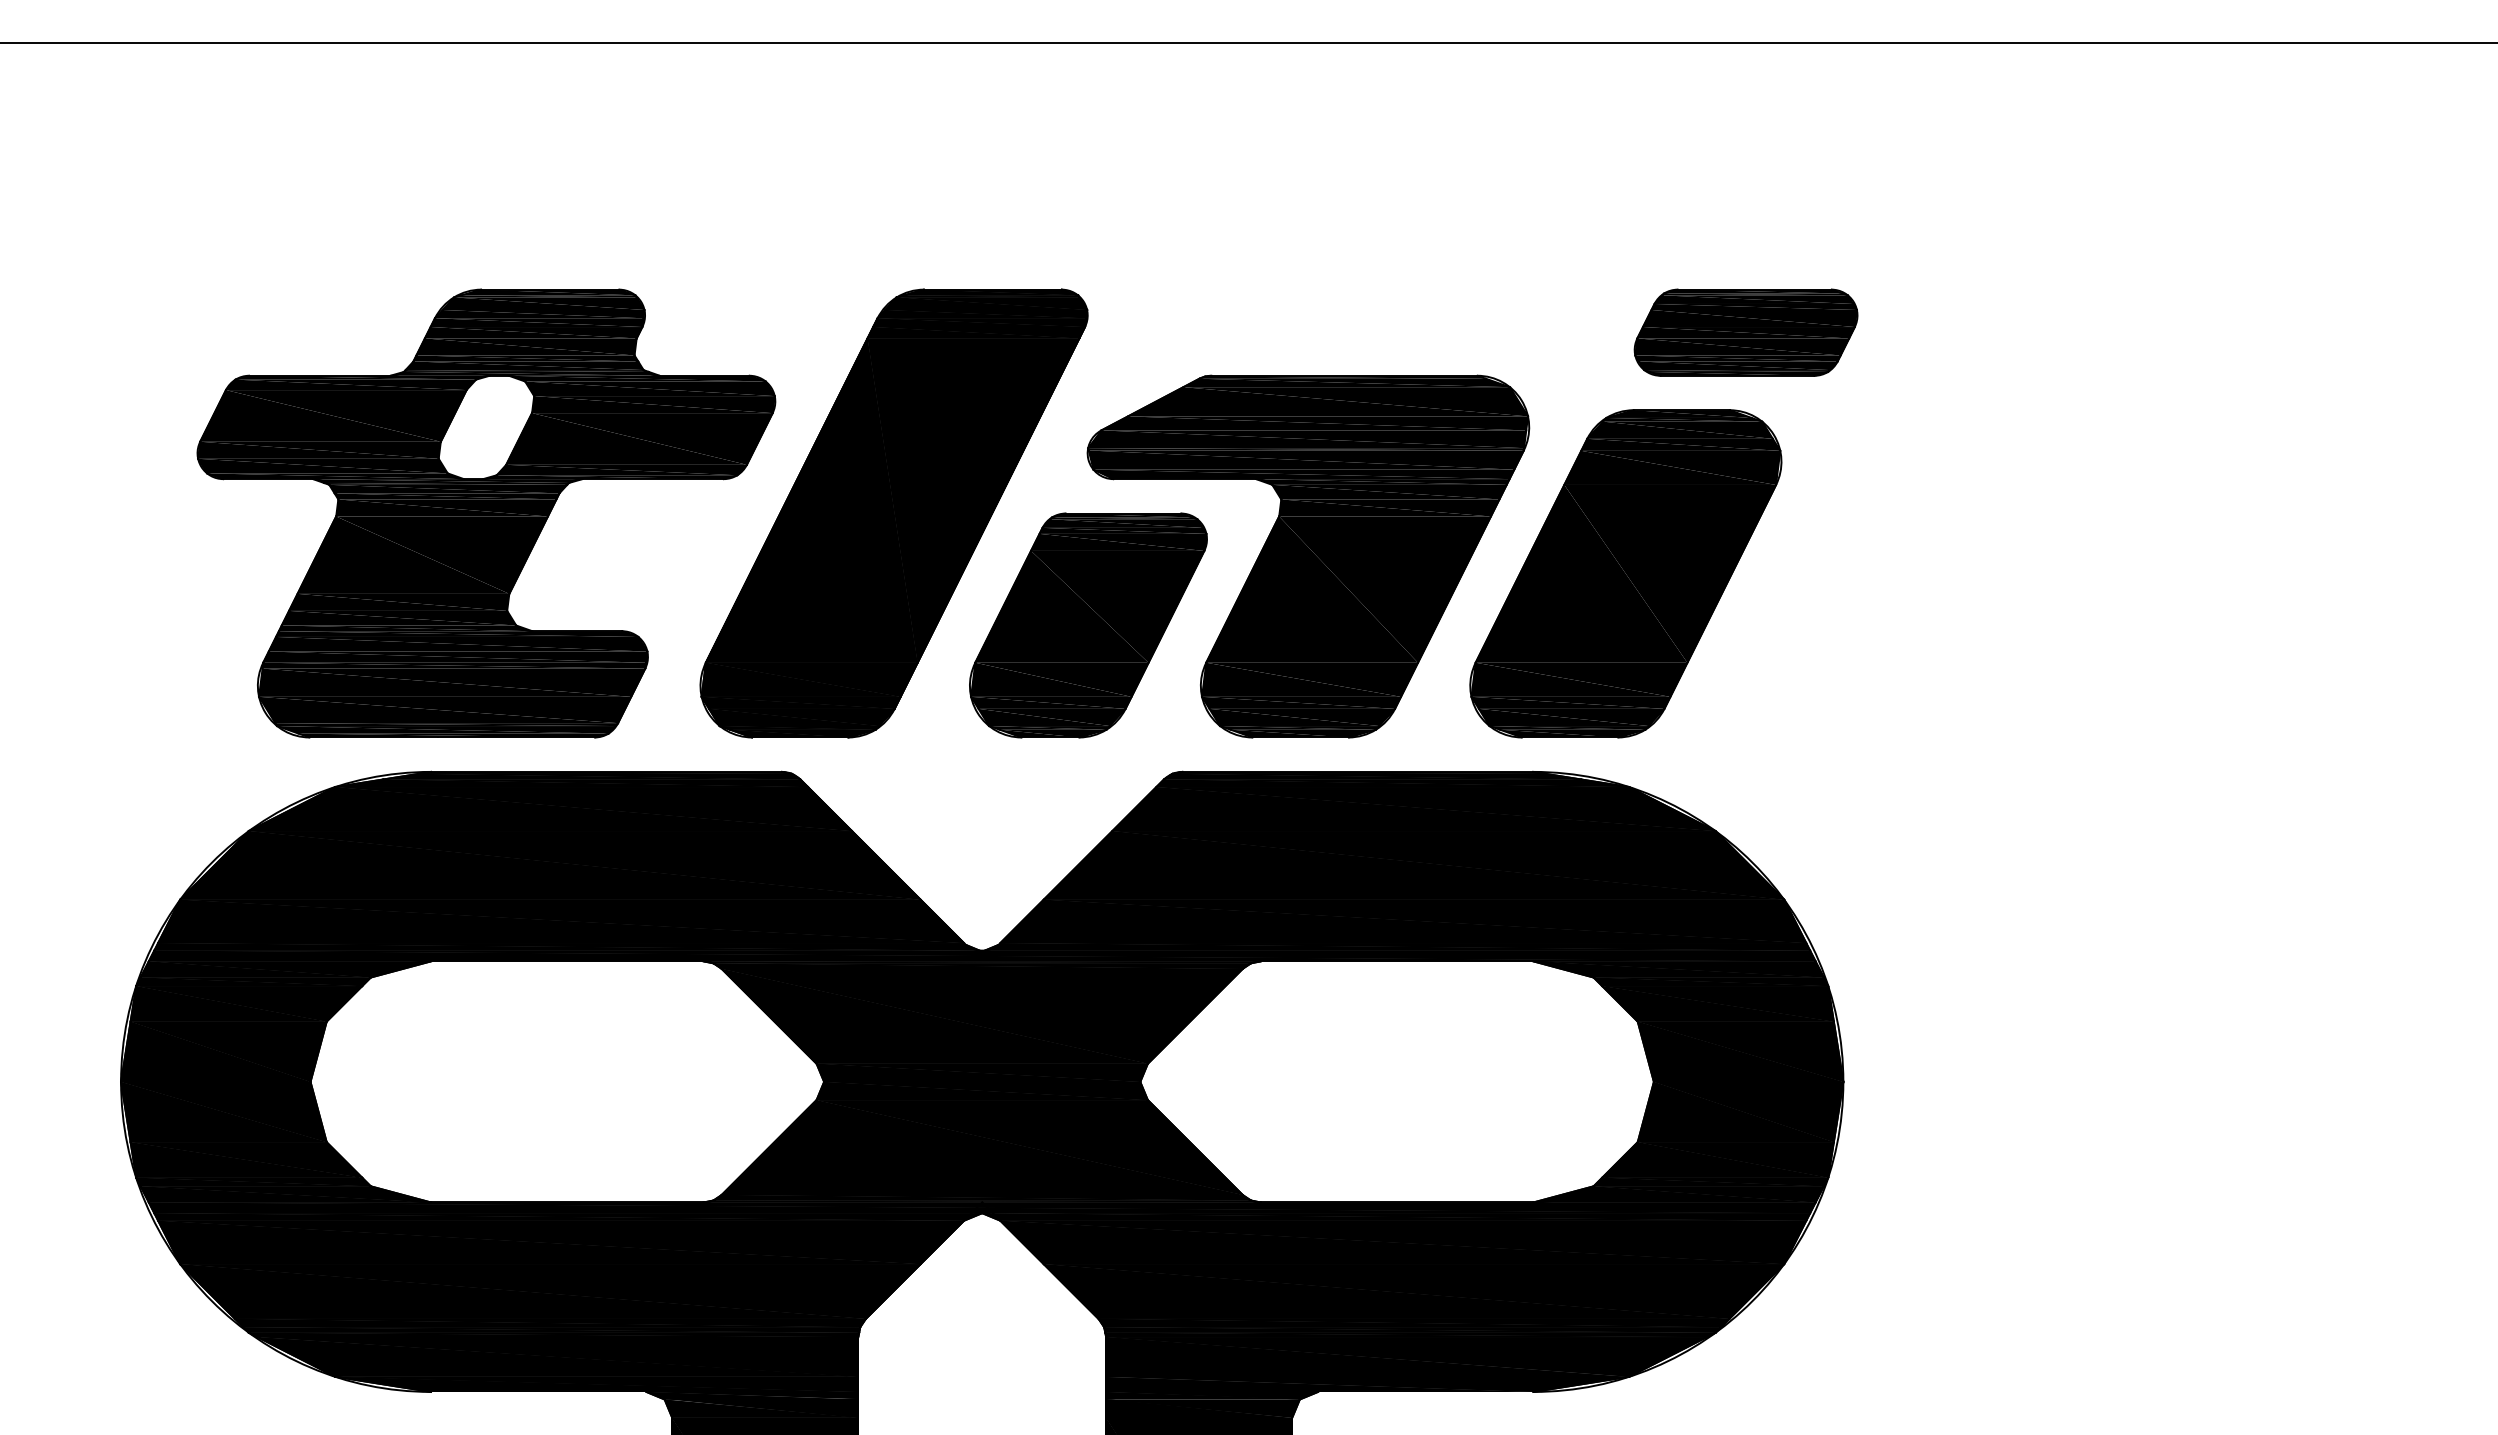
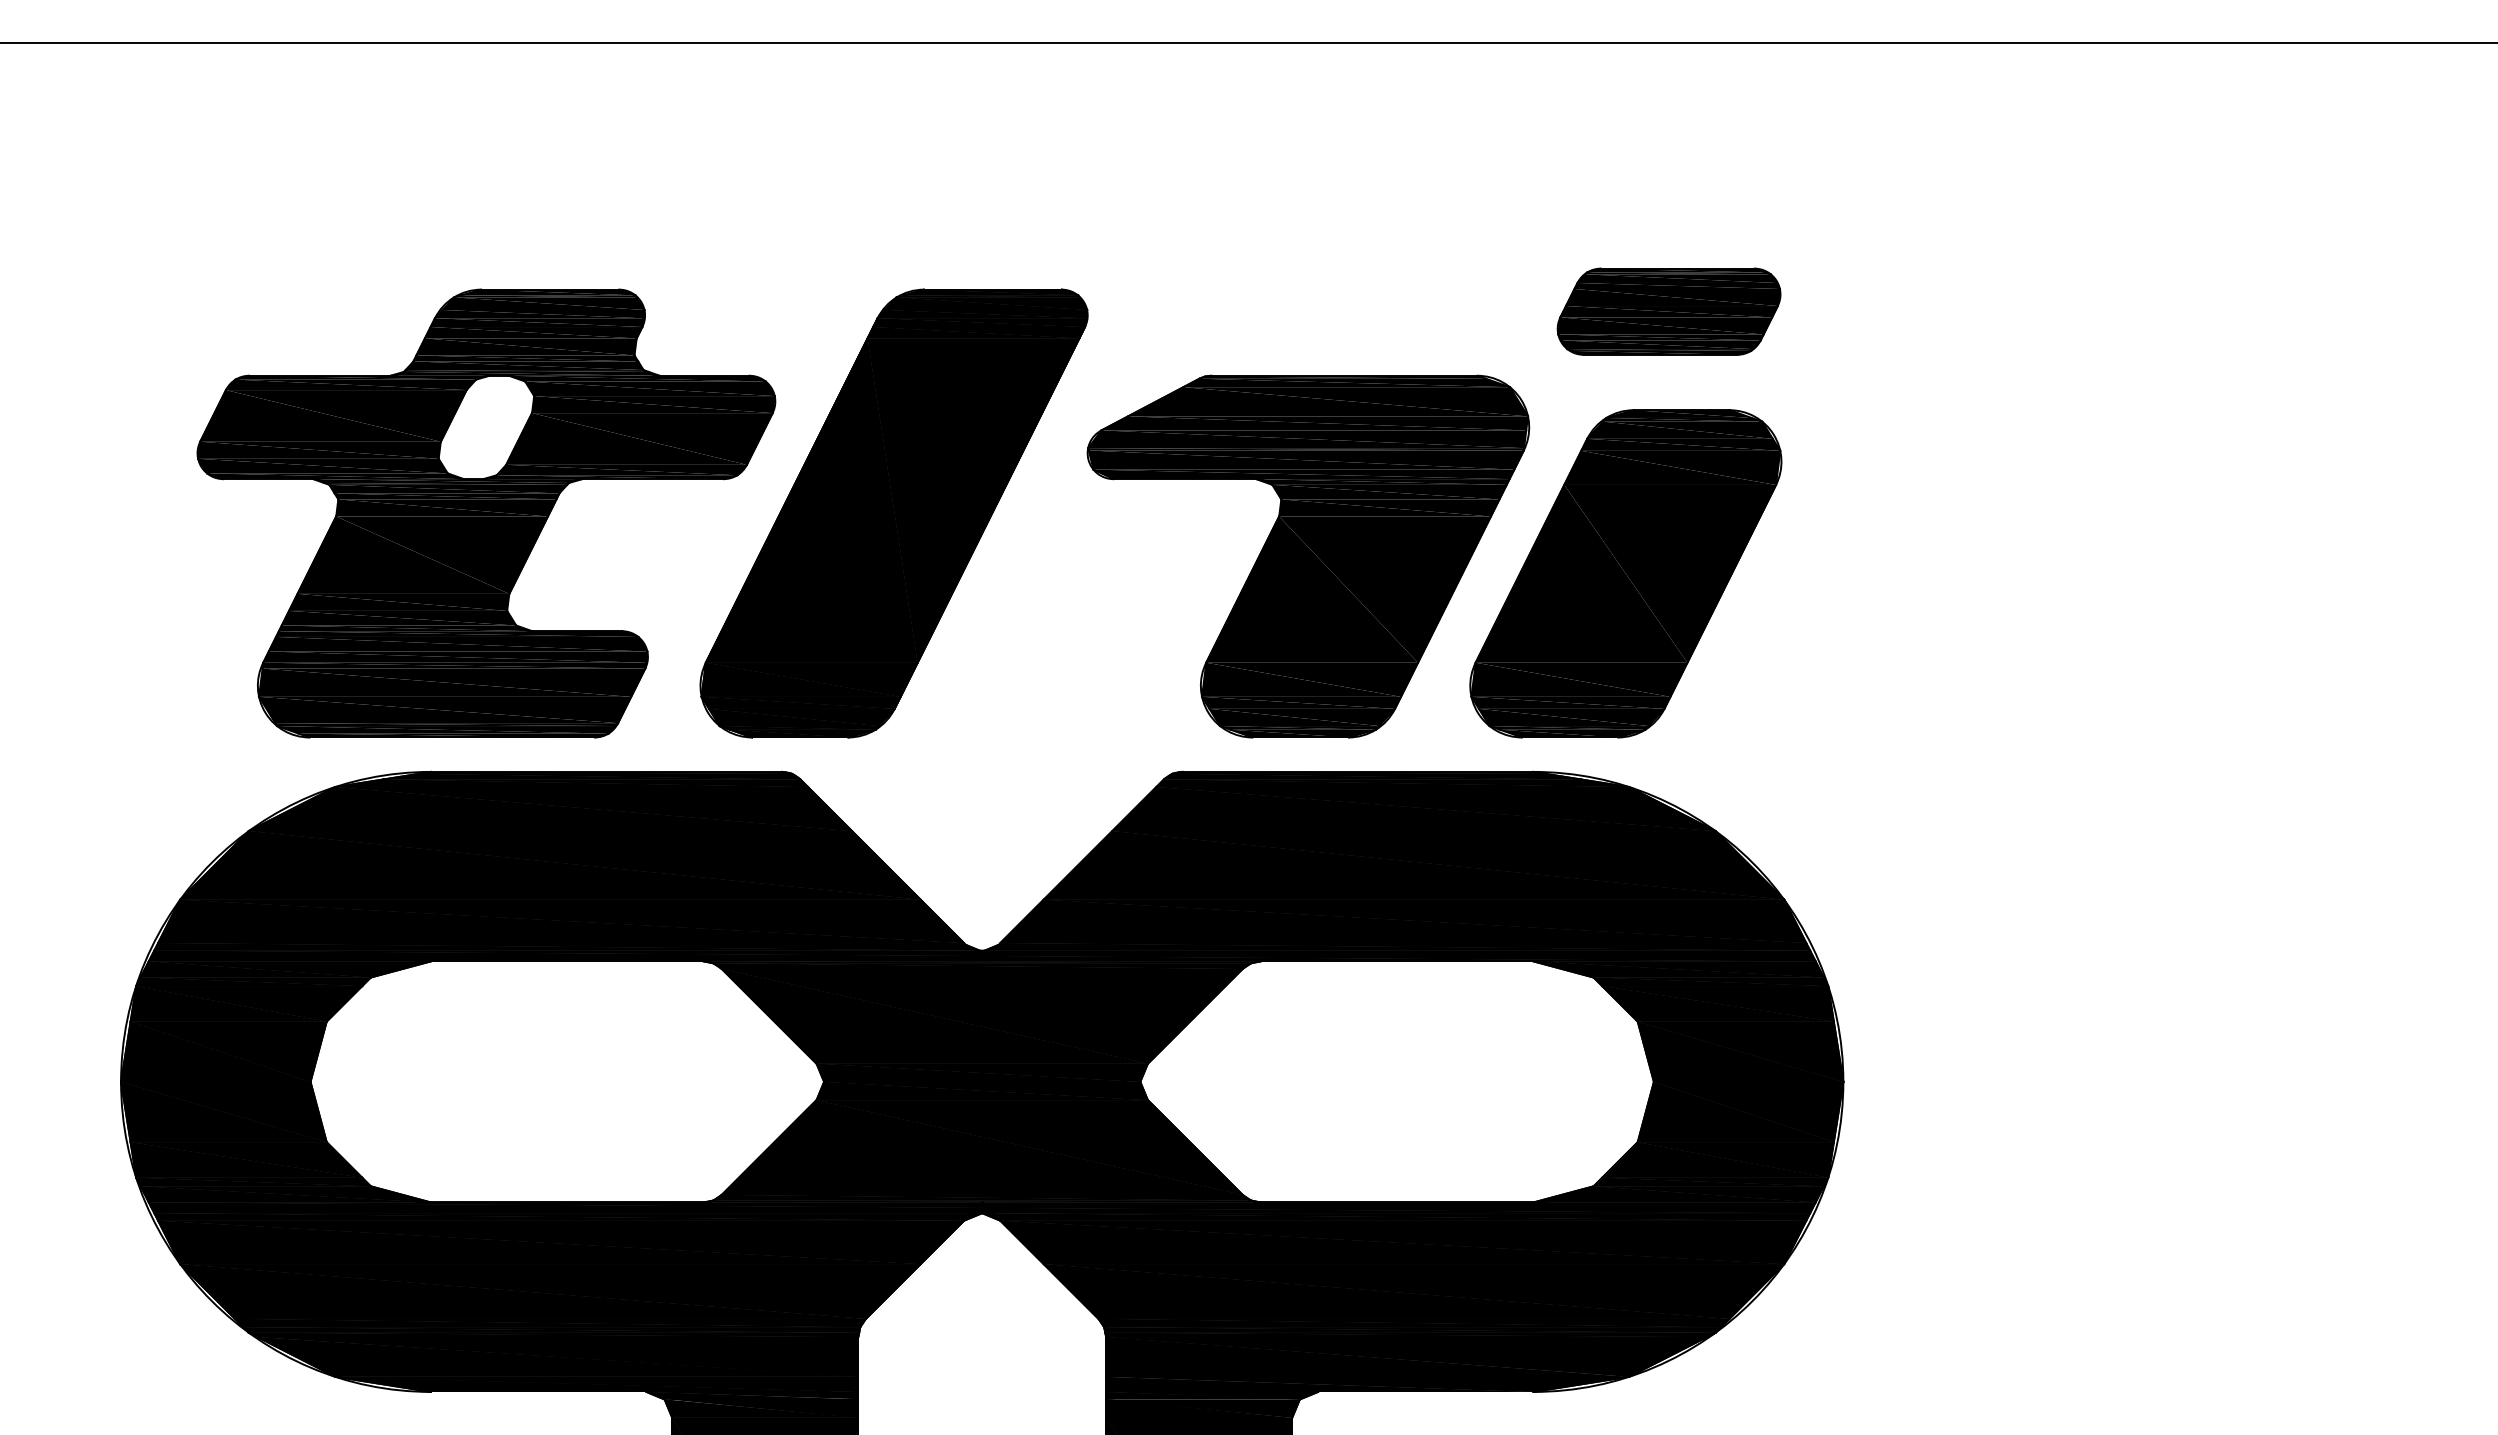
part position: (1745, 332) -> (1668, 311) (1668, 311)
part: present -> none (1088, 625)
